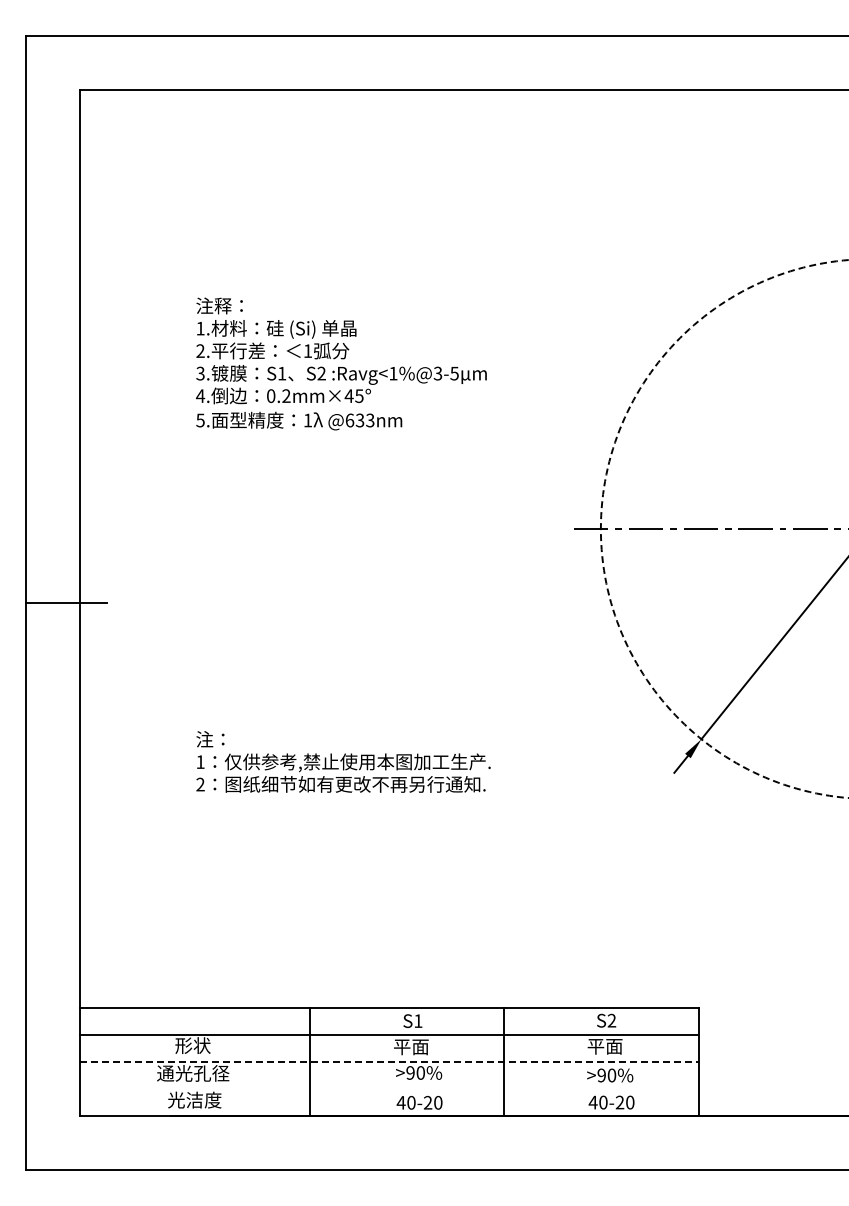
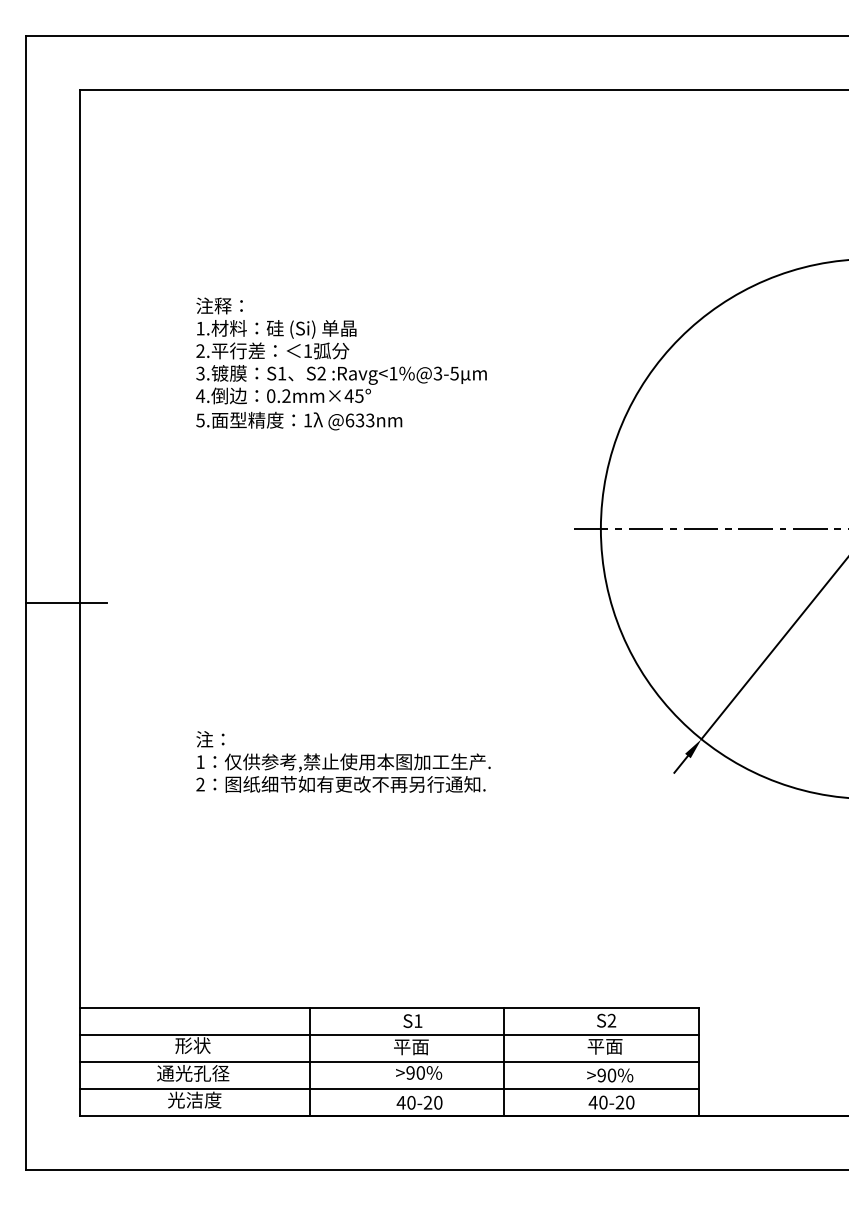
circle: dashed -> solid (724, 528)
line: dashed -> solid (389, 1061)
line: none -> present (388, 1088)
